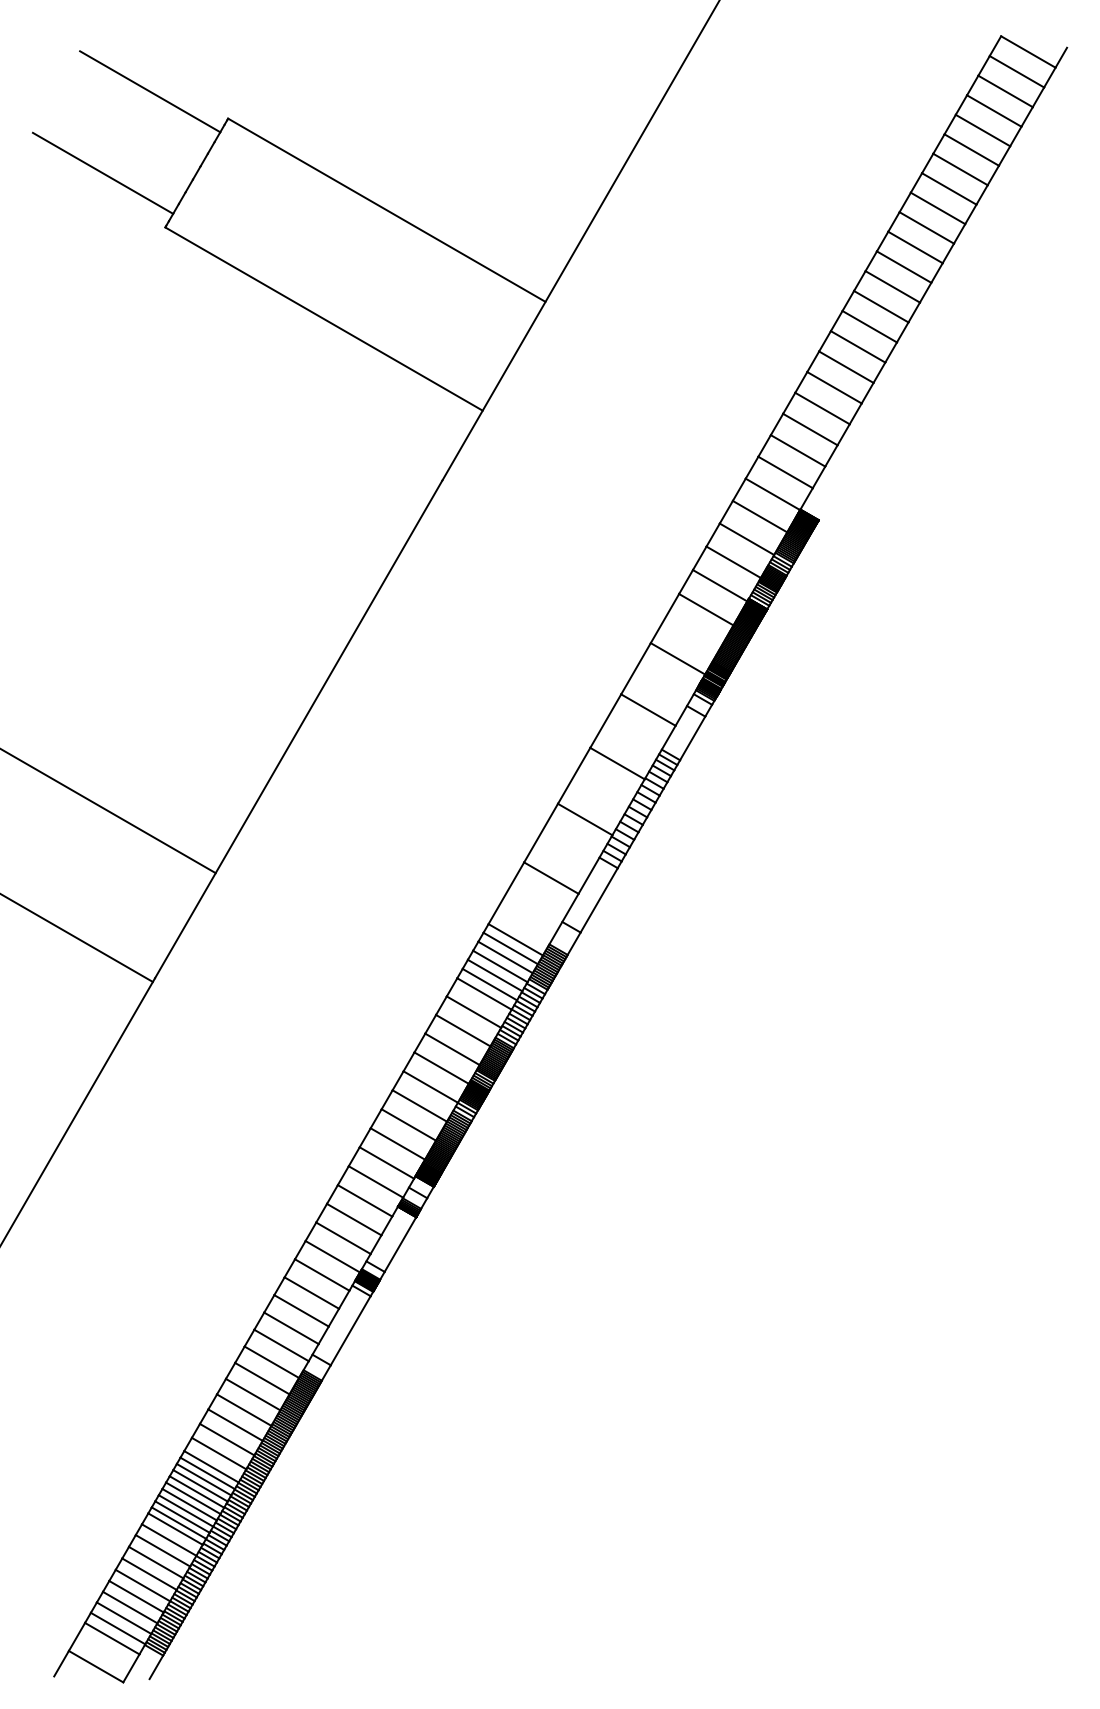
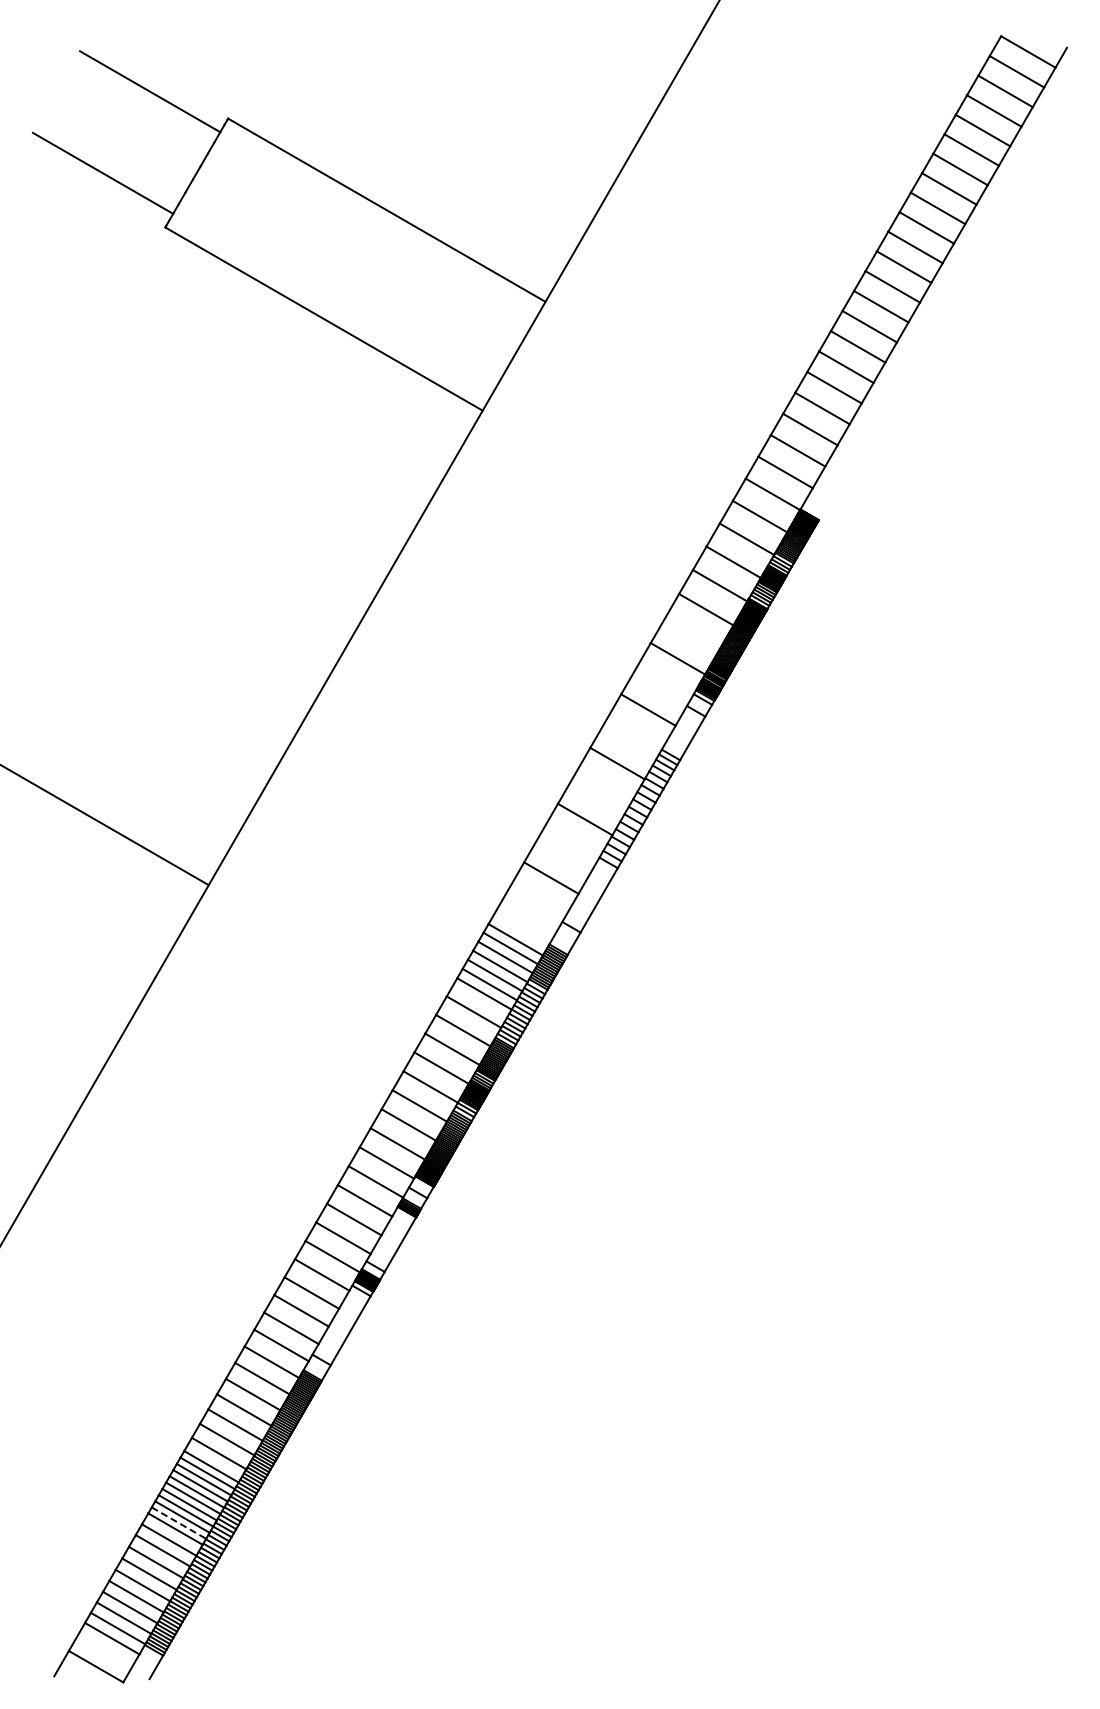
line position: (108, 811) -> (105, 825) (105, 825)
line: present -> none (77, 937)
line: solid -> dashed (179, 1523)
